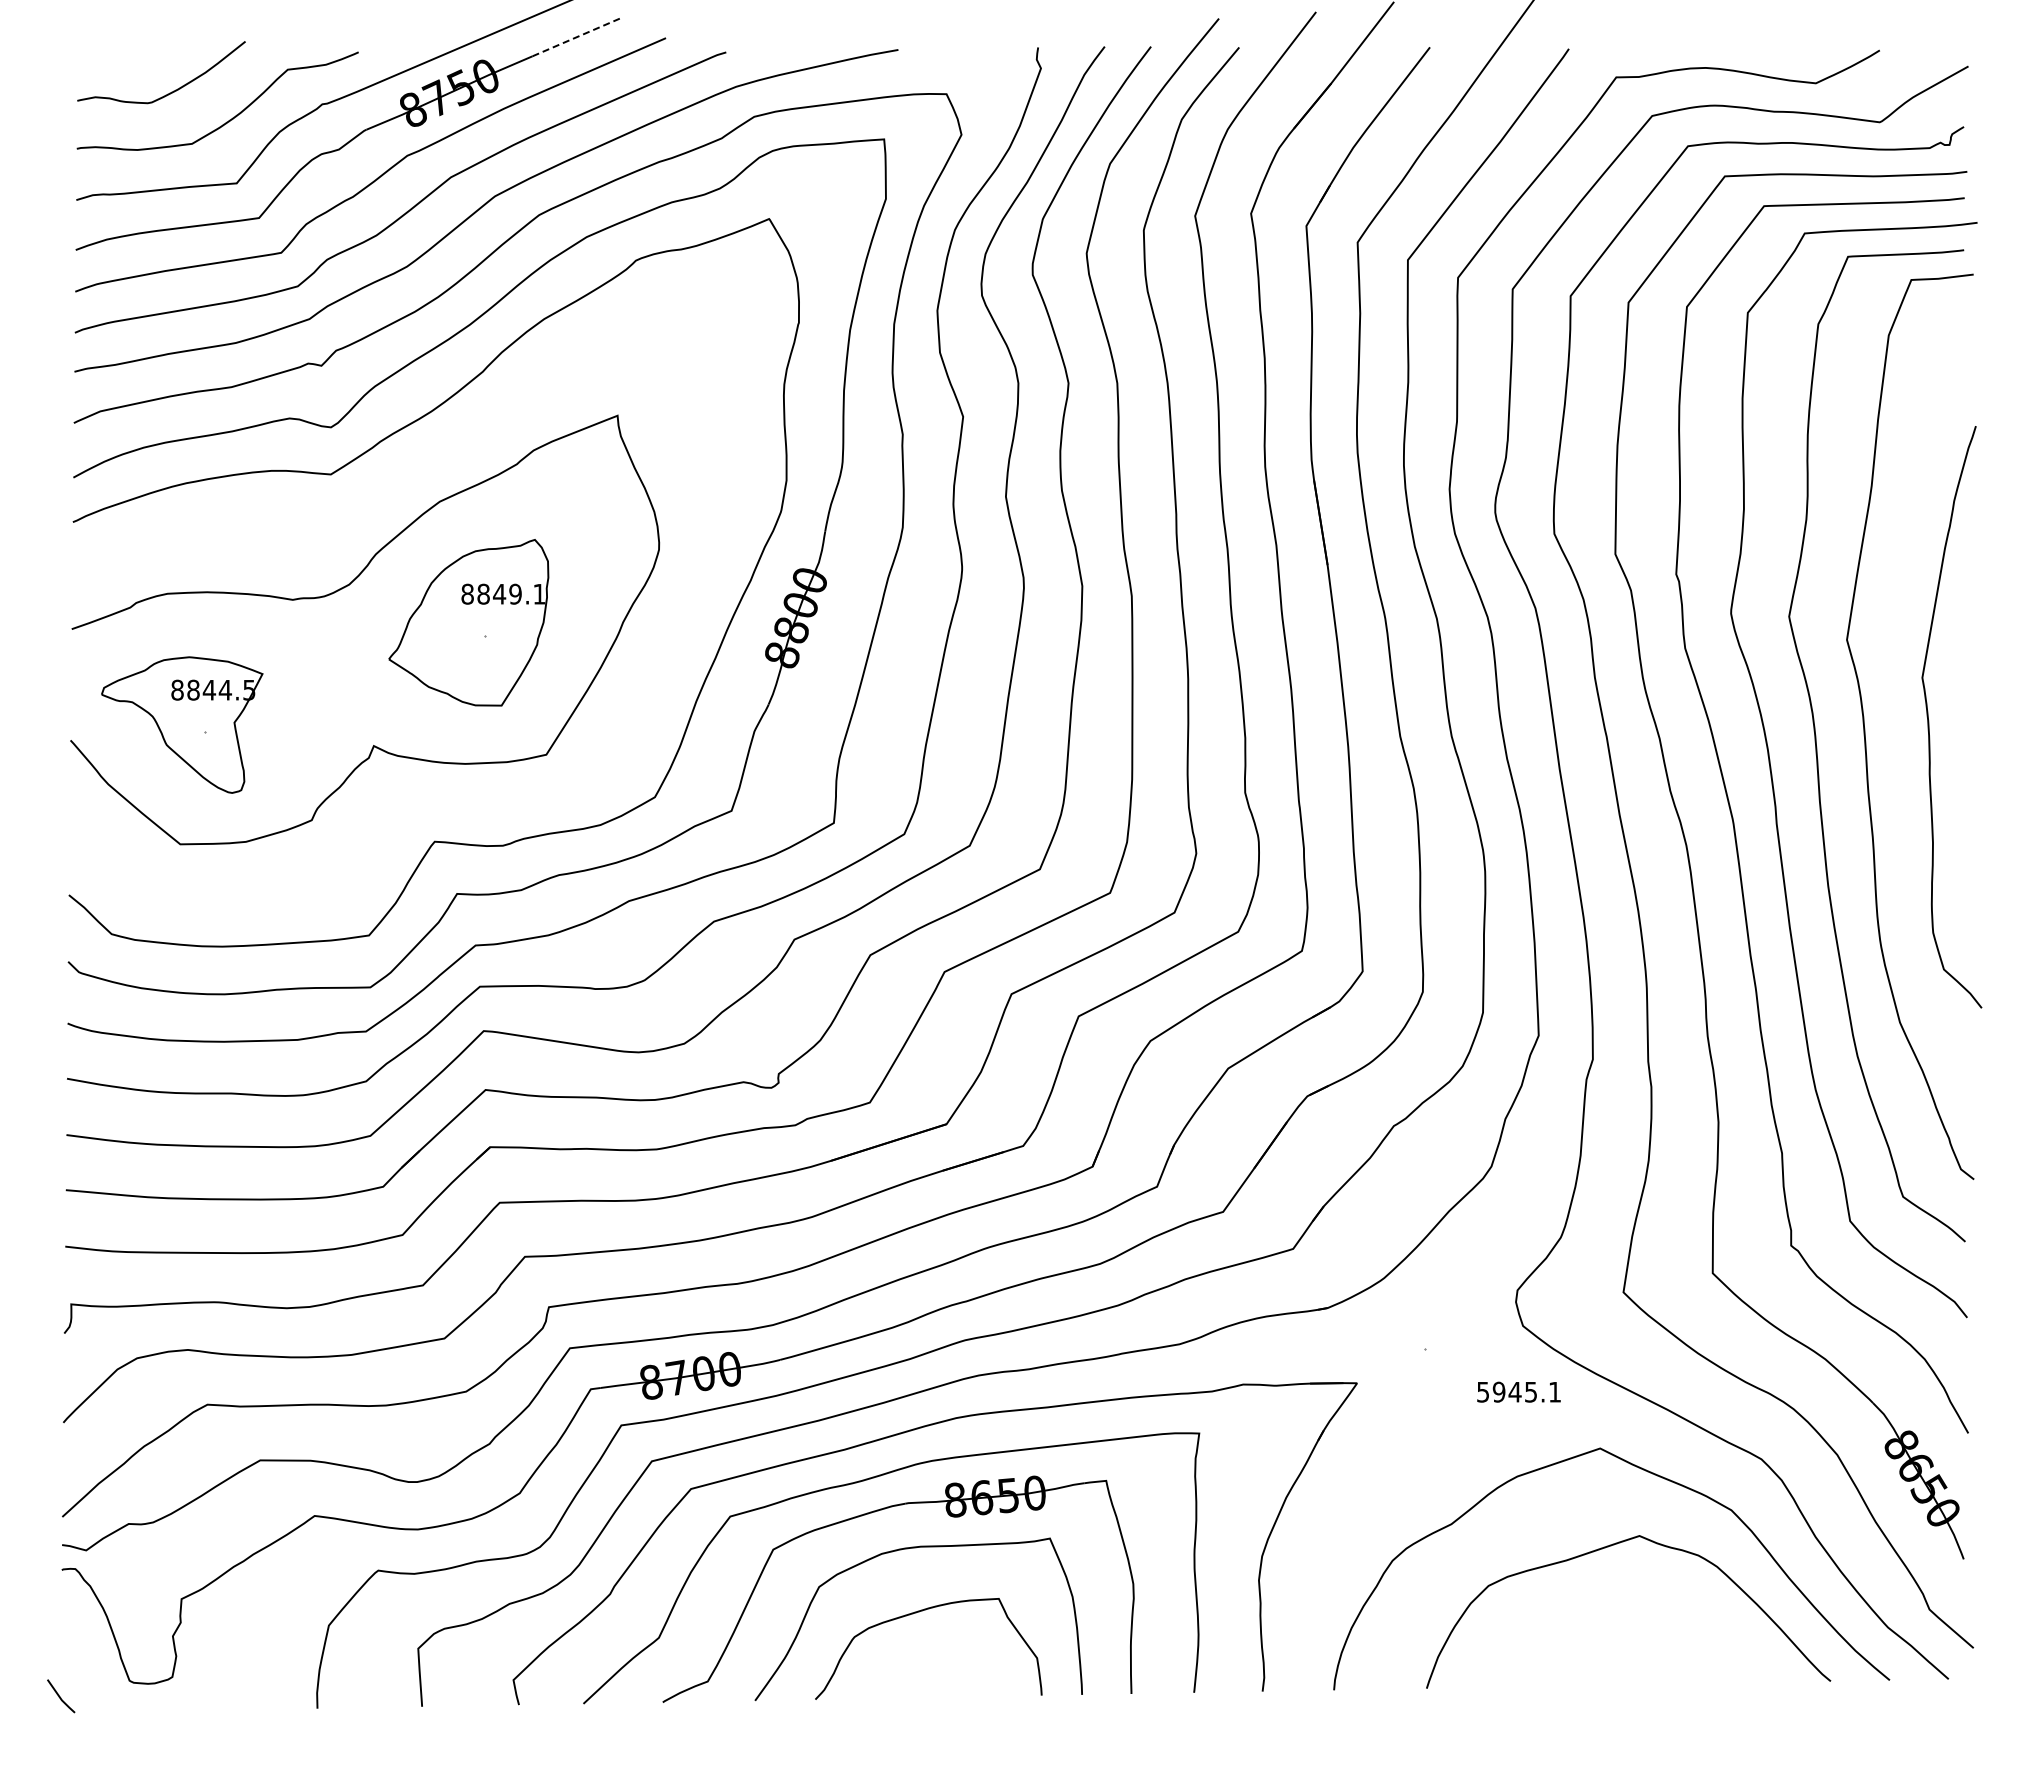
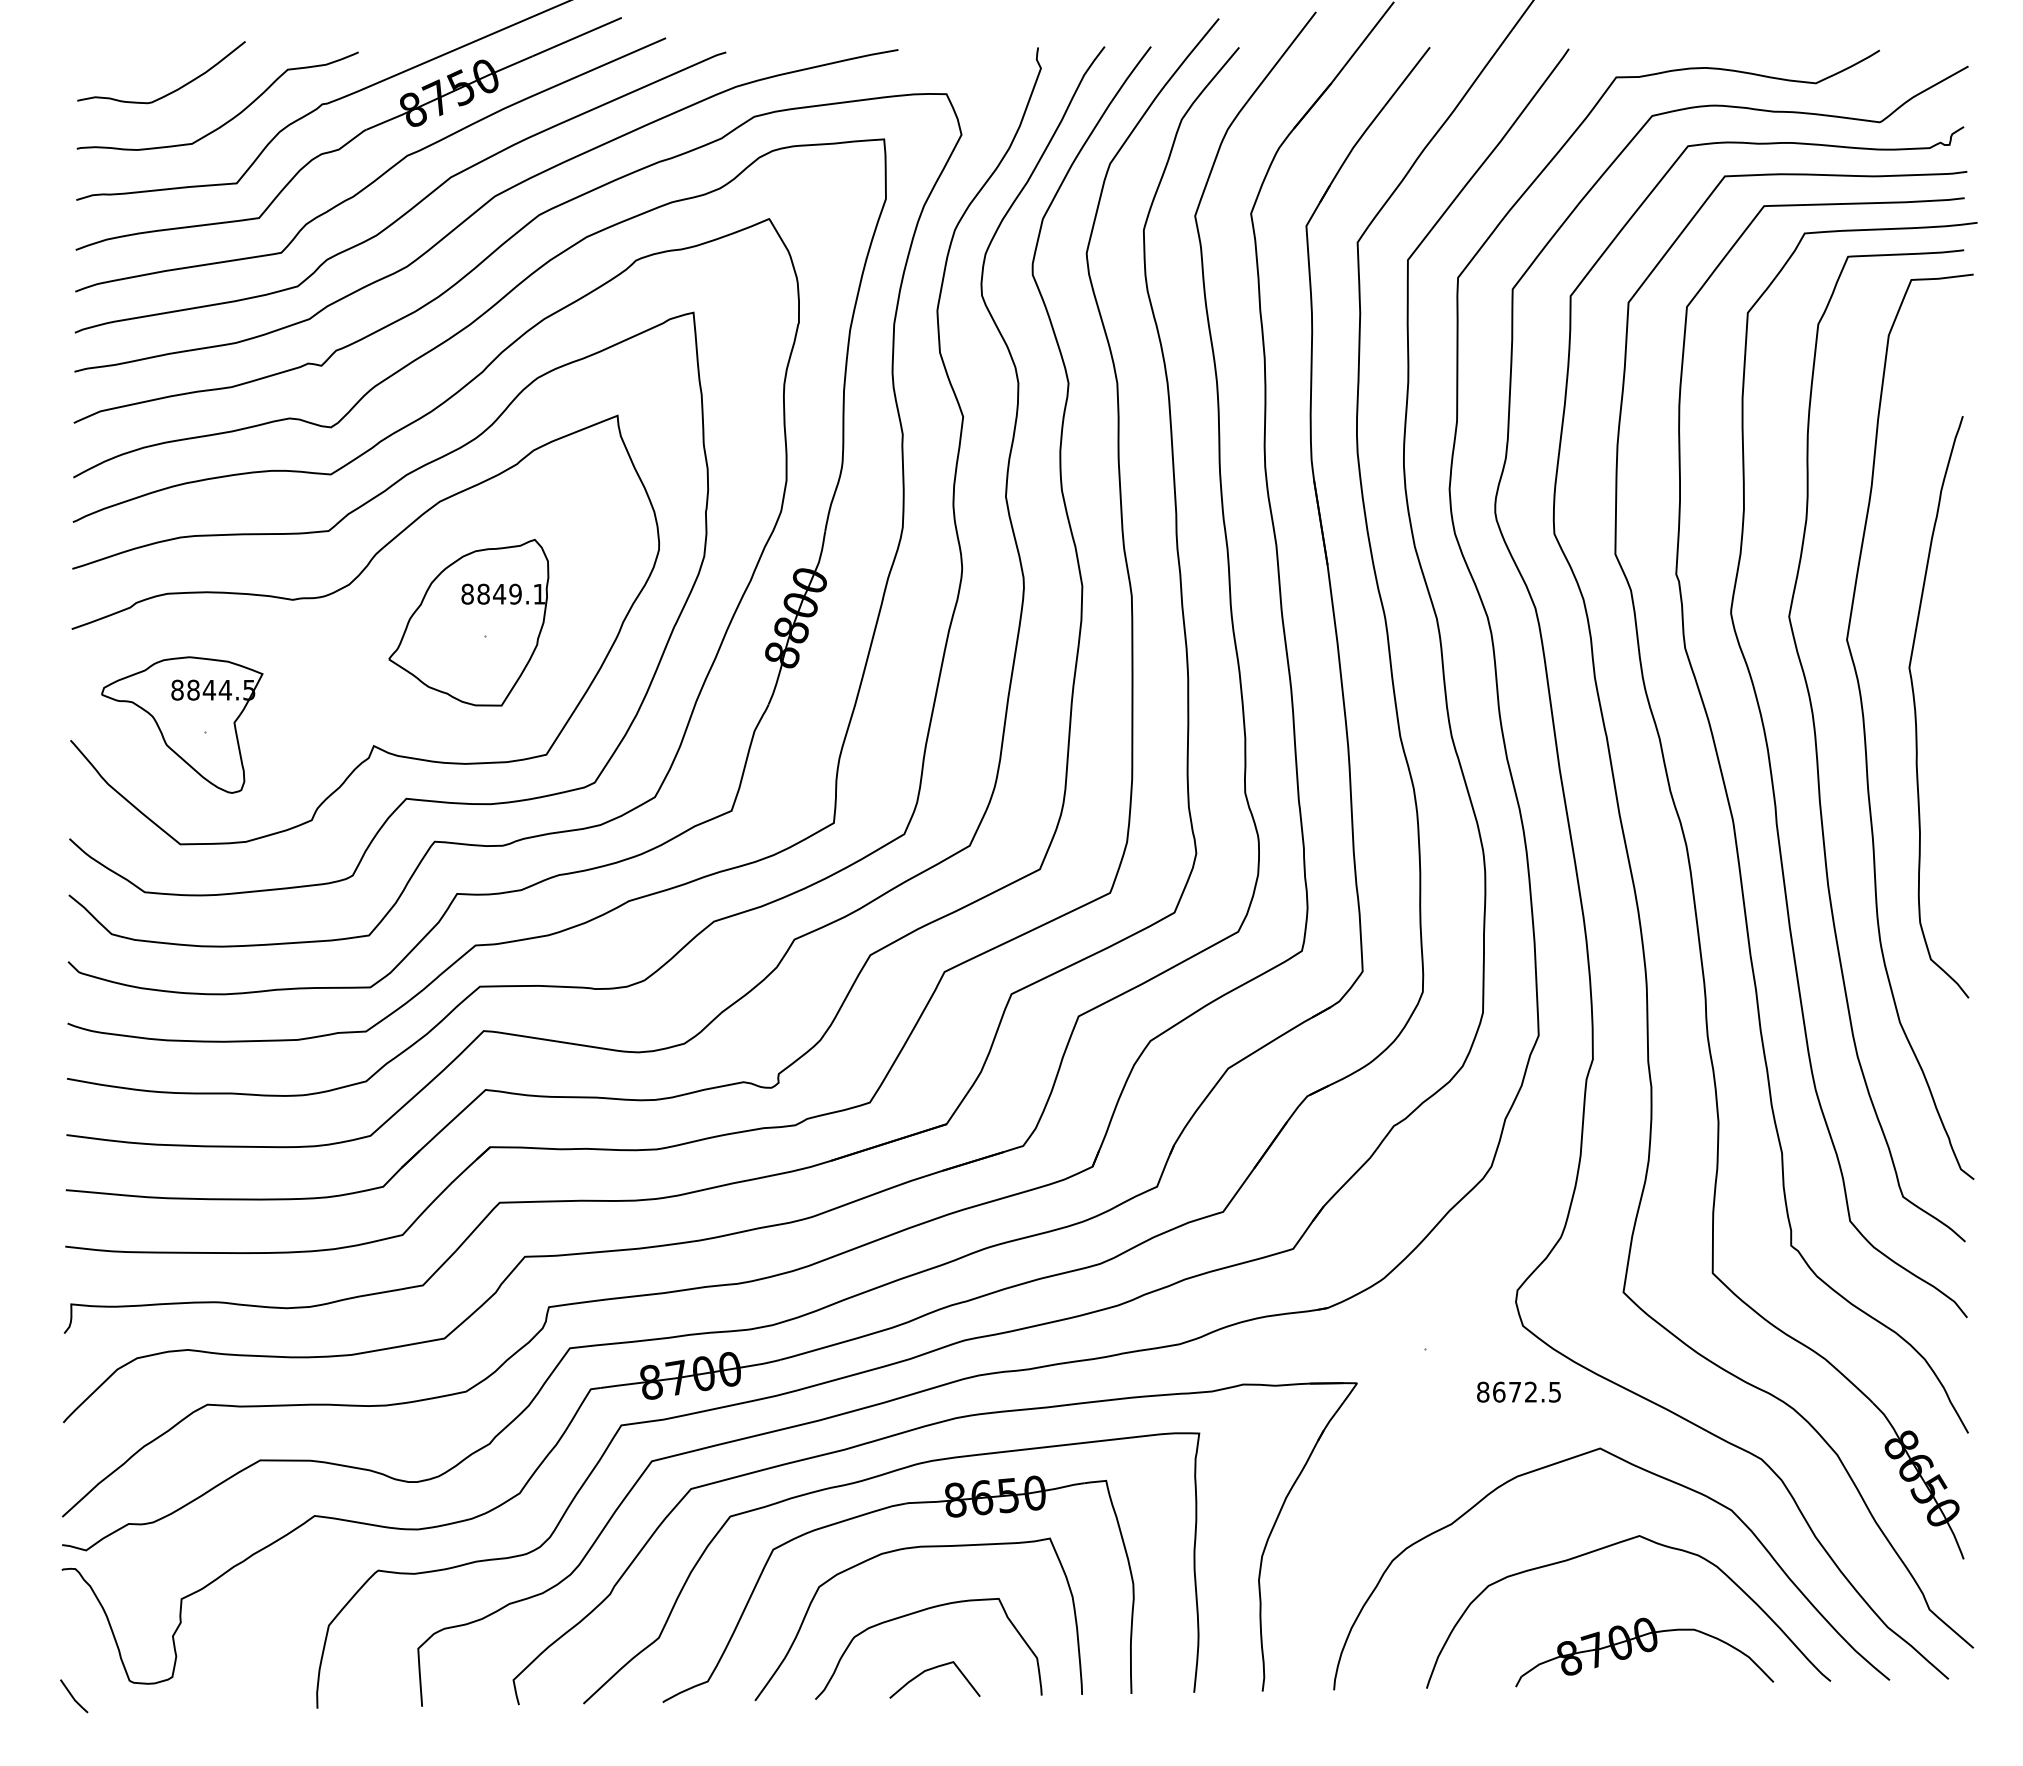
line: dashed -> solid (577, 37)
curve: none -> present (332, 529)
curve position: (1929, 720) -> (1916, 710) (1916, 710)
text: 5945.1 -> 8672.5 (1518, 1391)
part: none -> present (1644, 1652)
curve: none -> present (930, 1670)
line position: (60, 1696) -> (73, 1696) (73, 1696)
